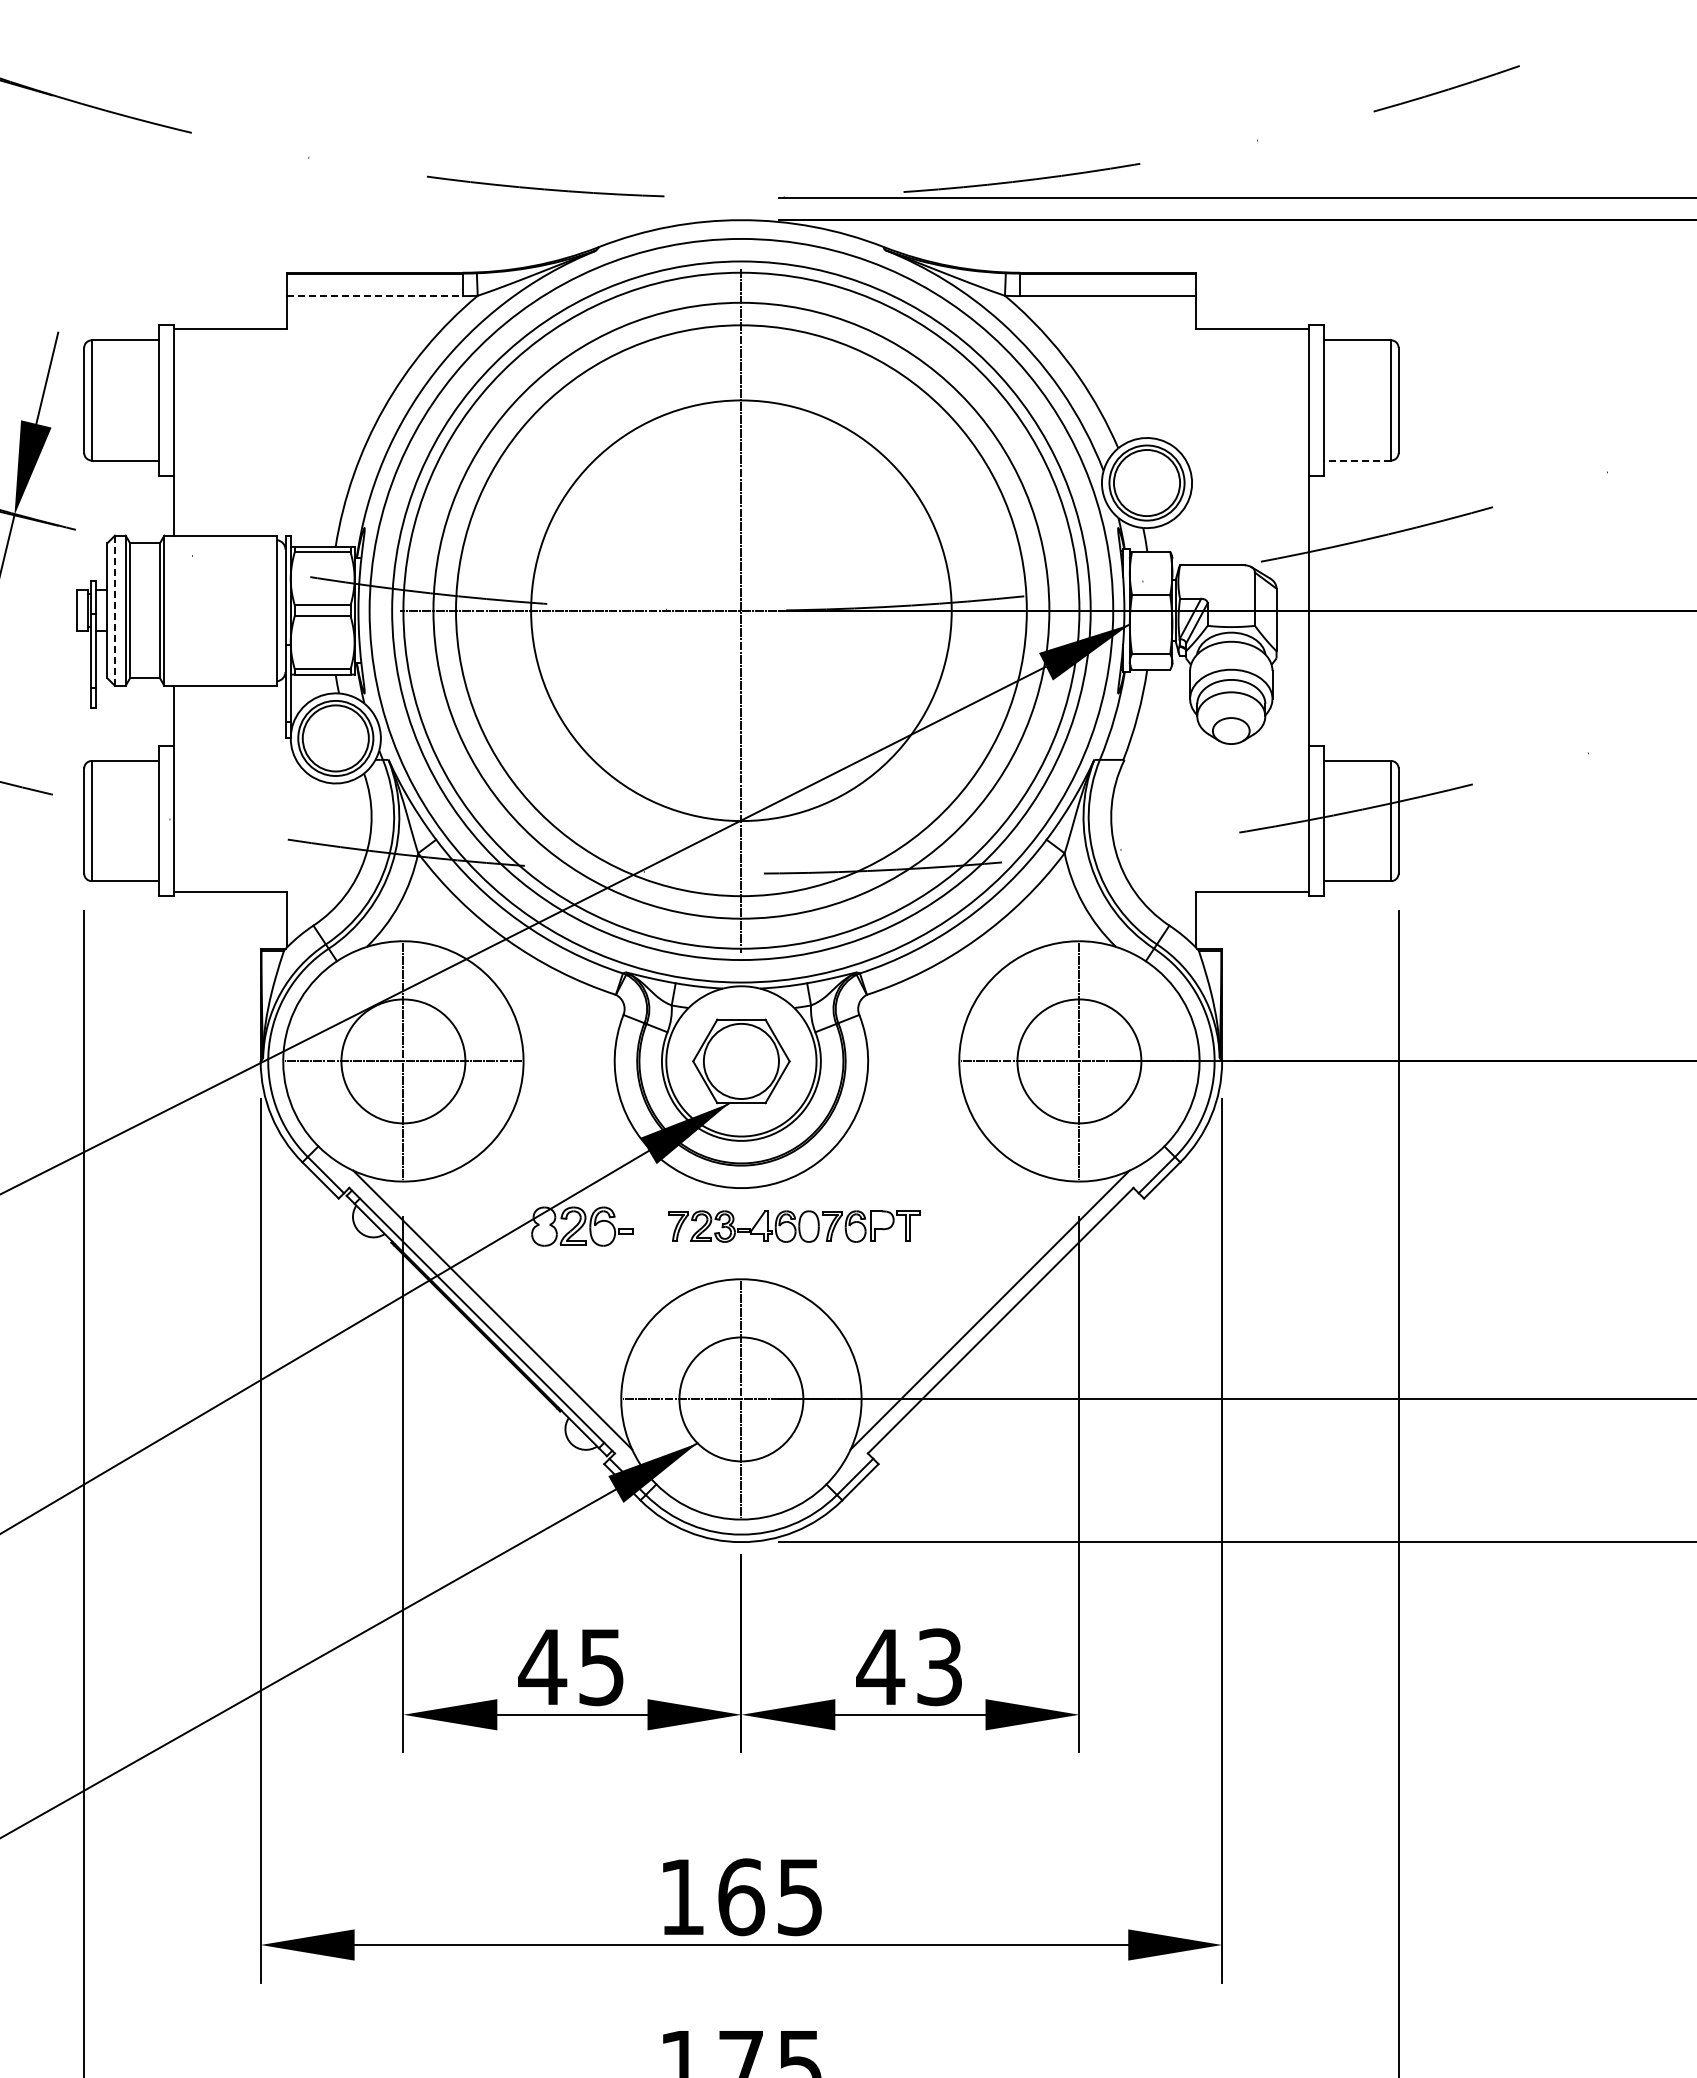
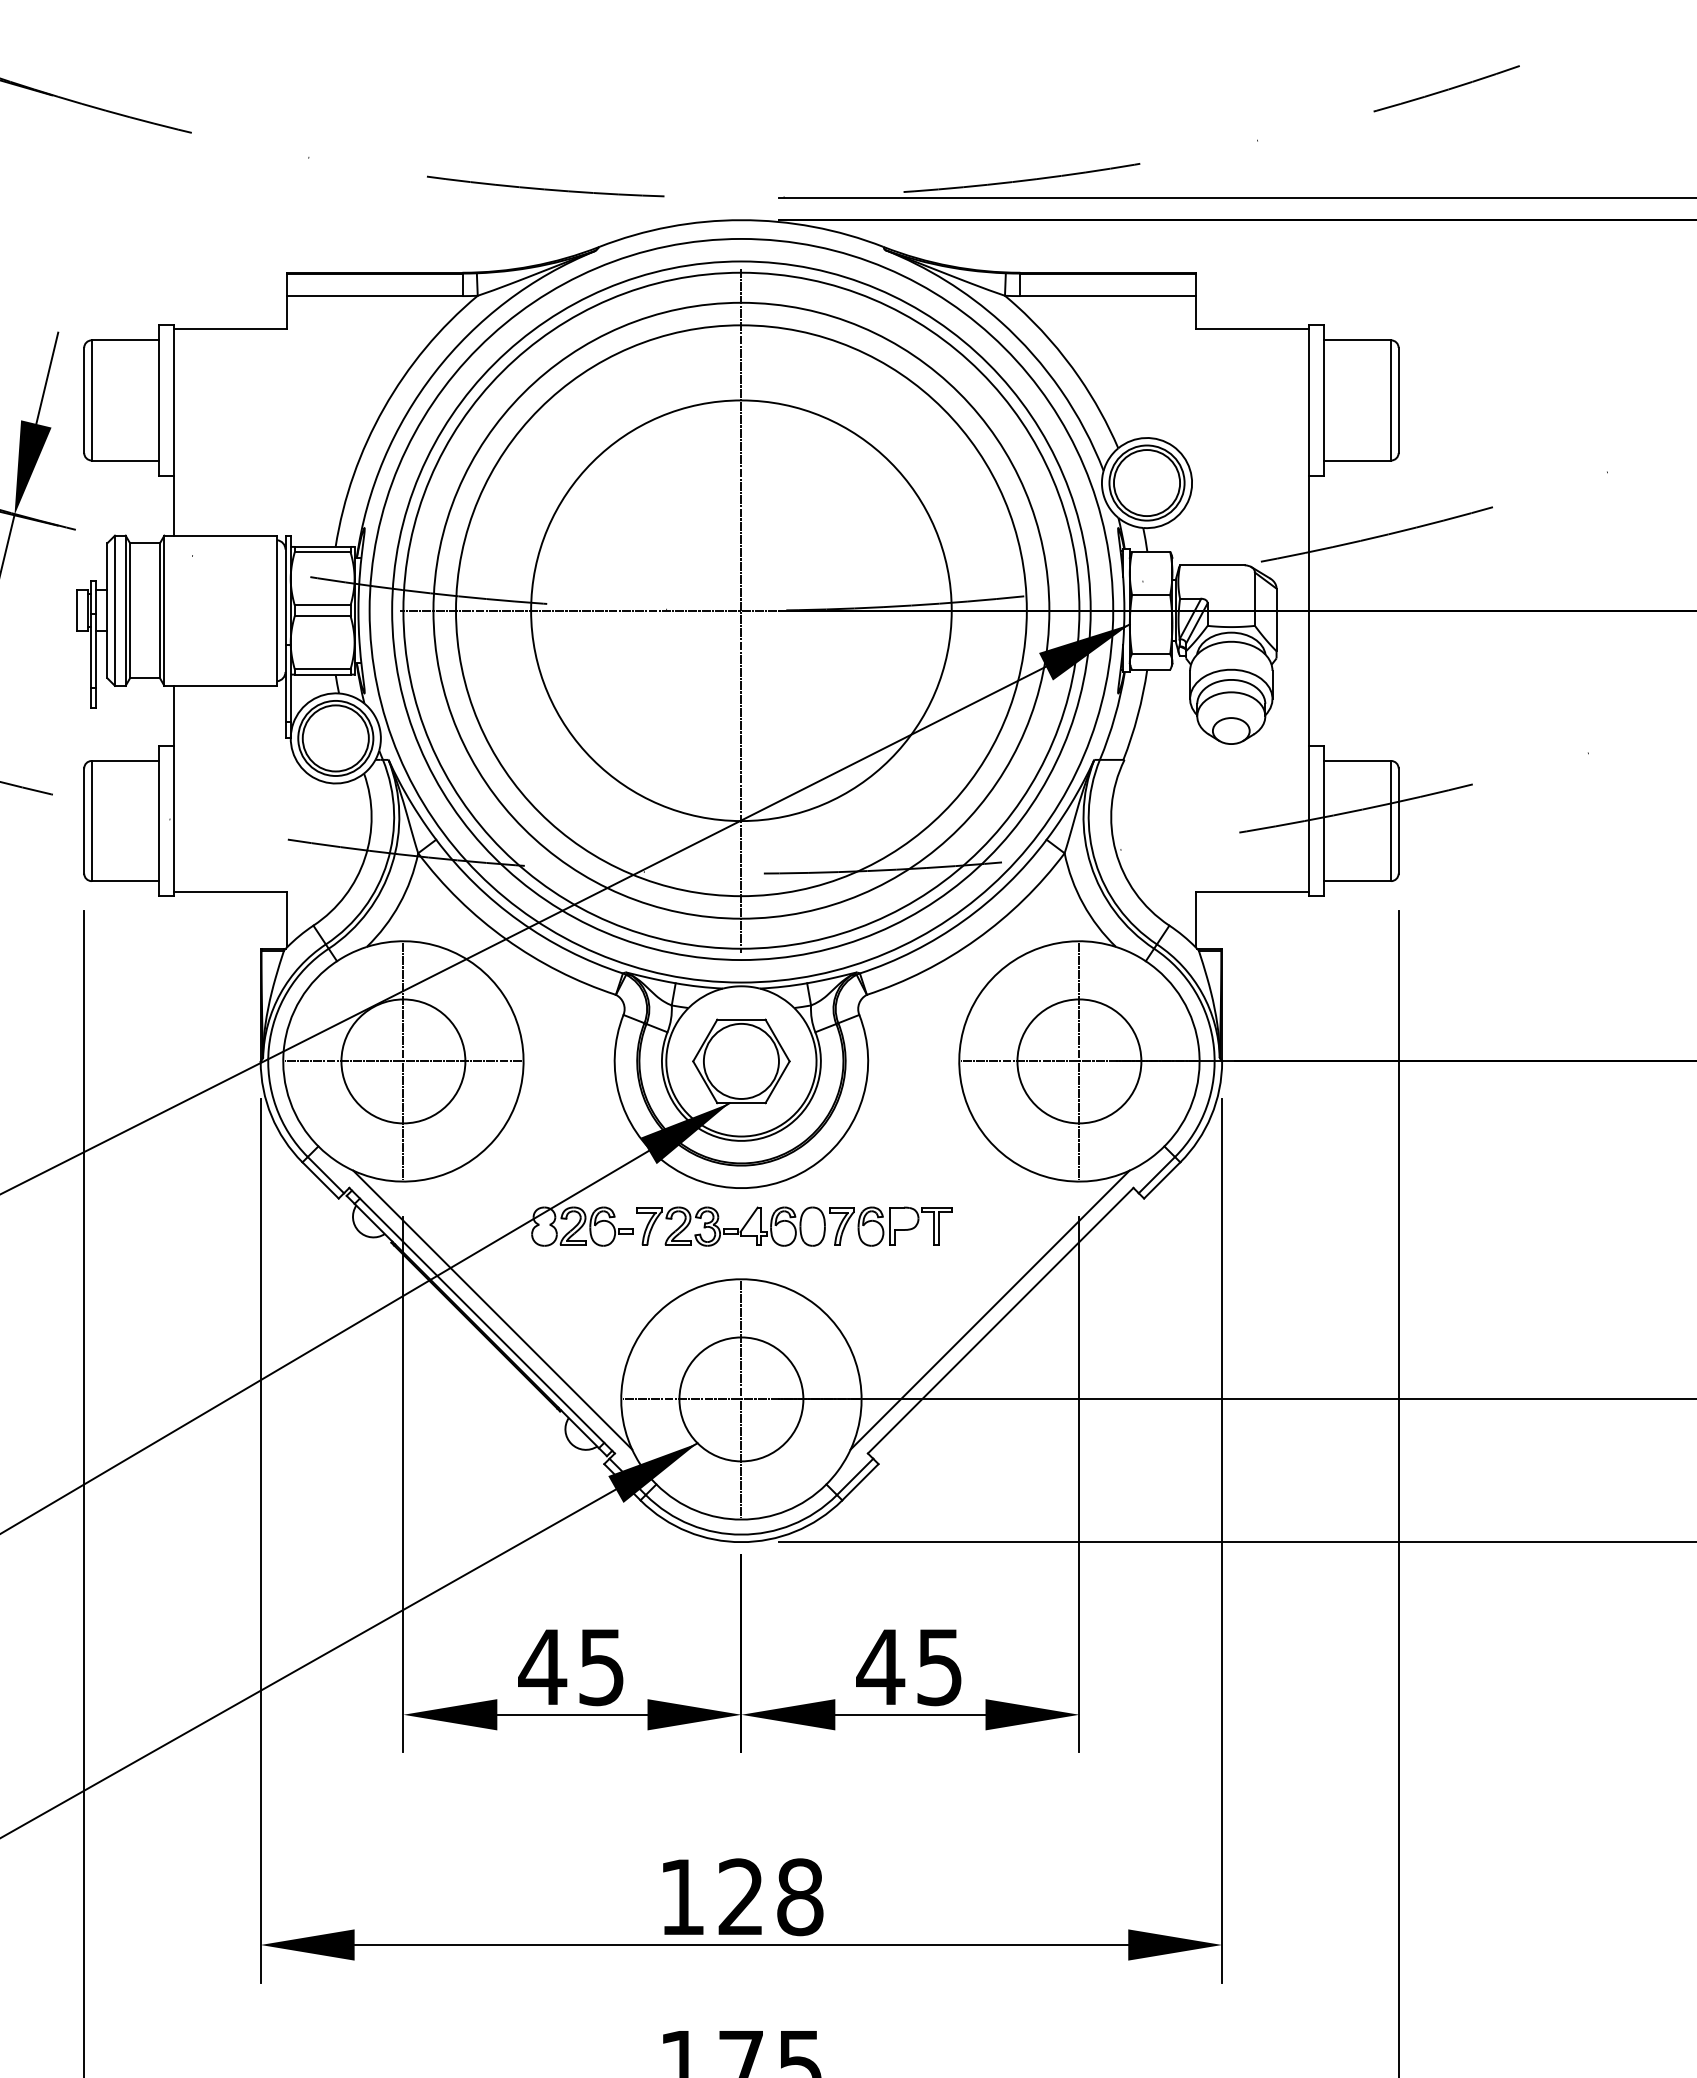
line: dashed -> solid (374, 296)
line: dashed -> solid (1357, 460)
line: dashed -> solid (115, 611)
part size: 253x33 px -> 317x41 px (794, 1226)
text: 43 -> 45 (939, 1666)
text: 165 -> 128 (770, 1897)
